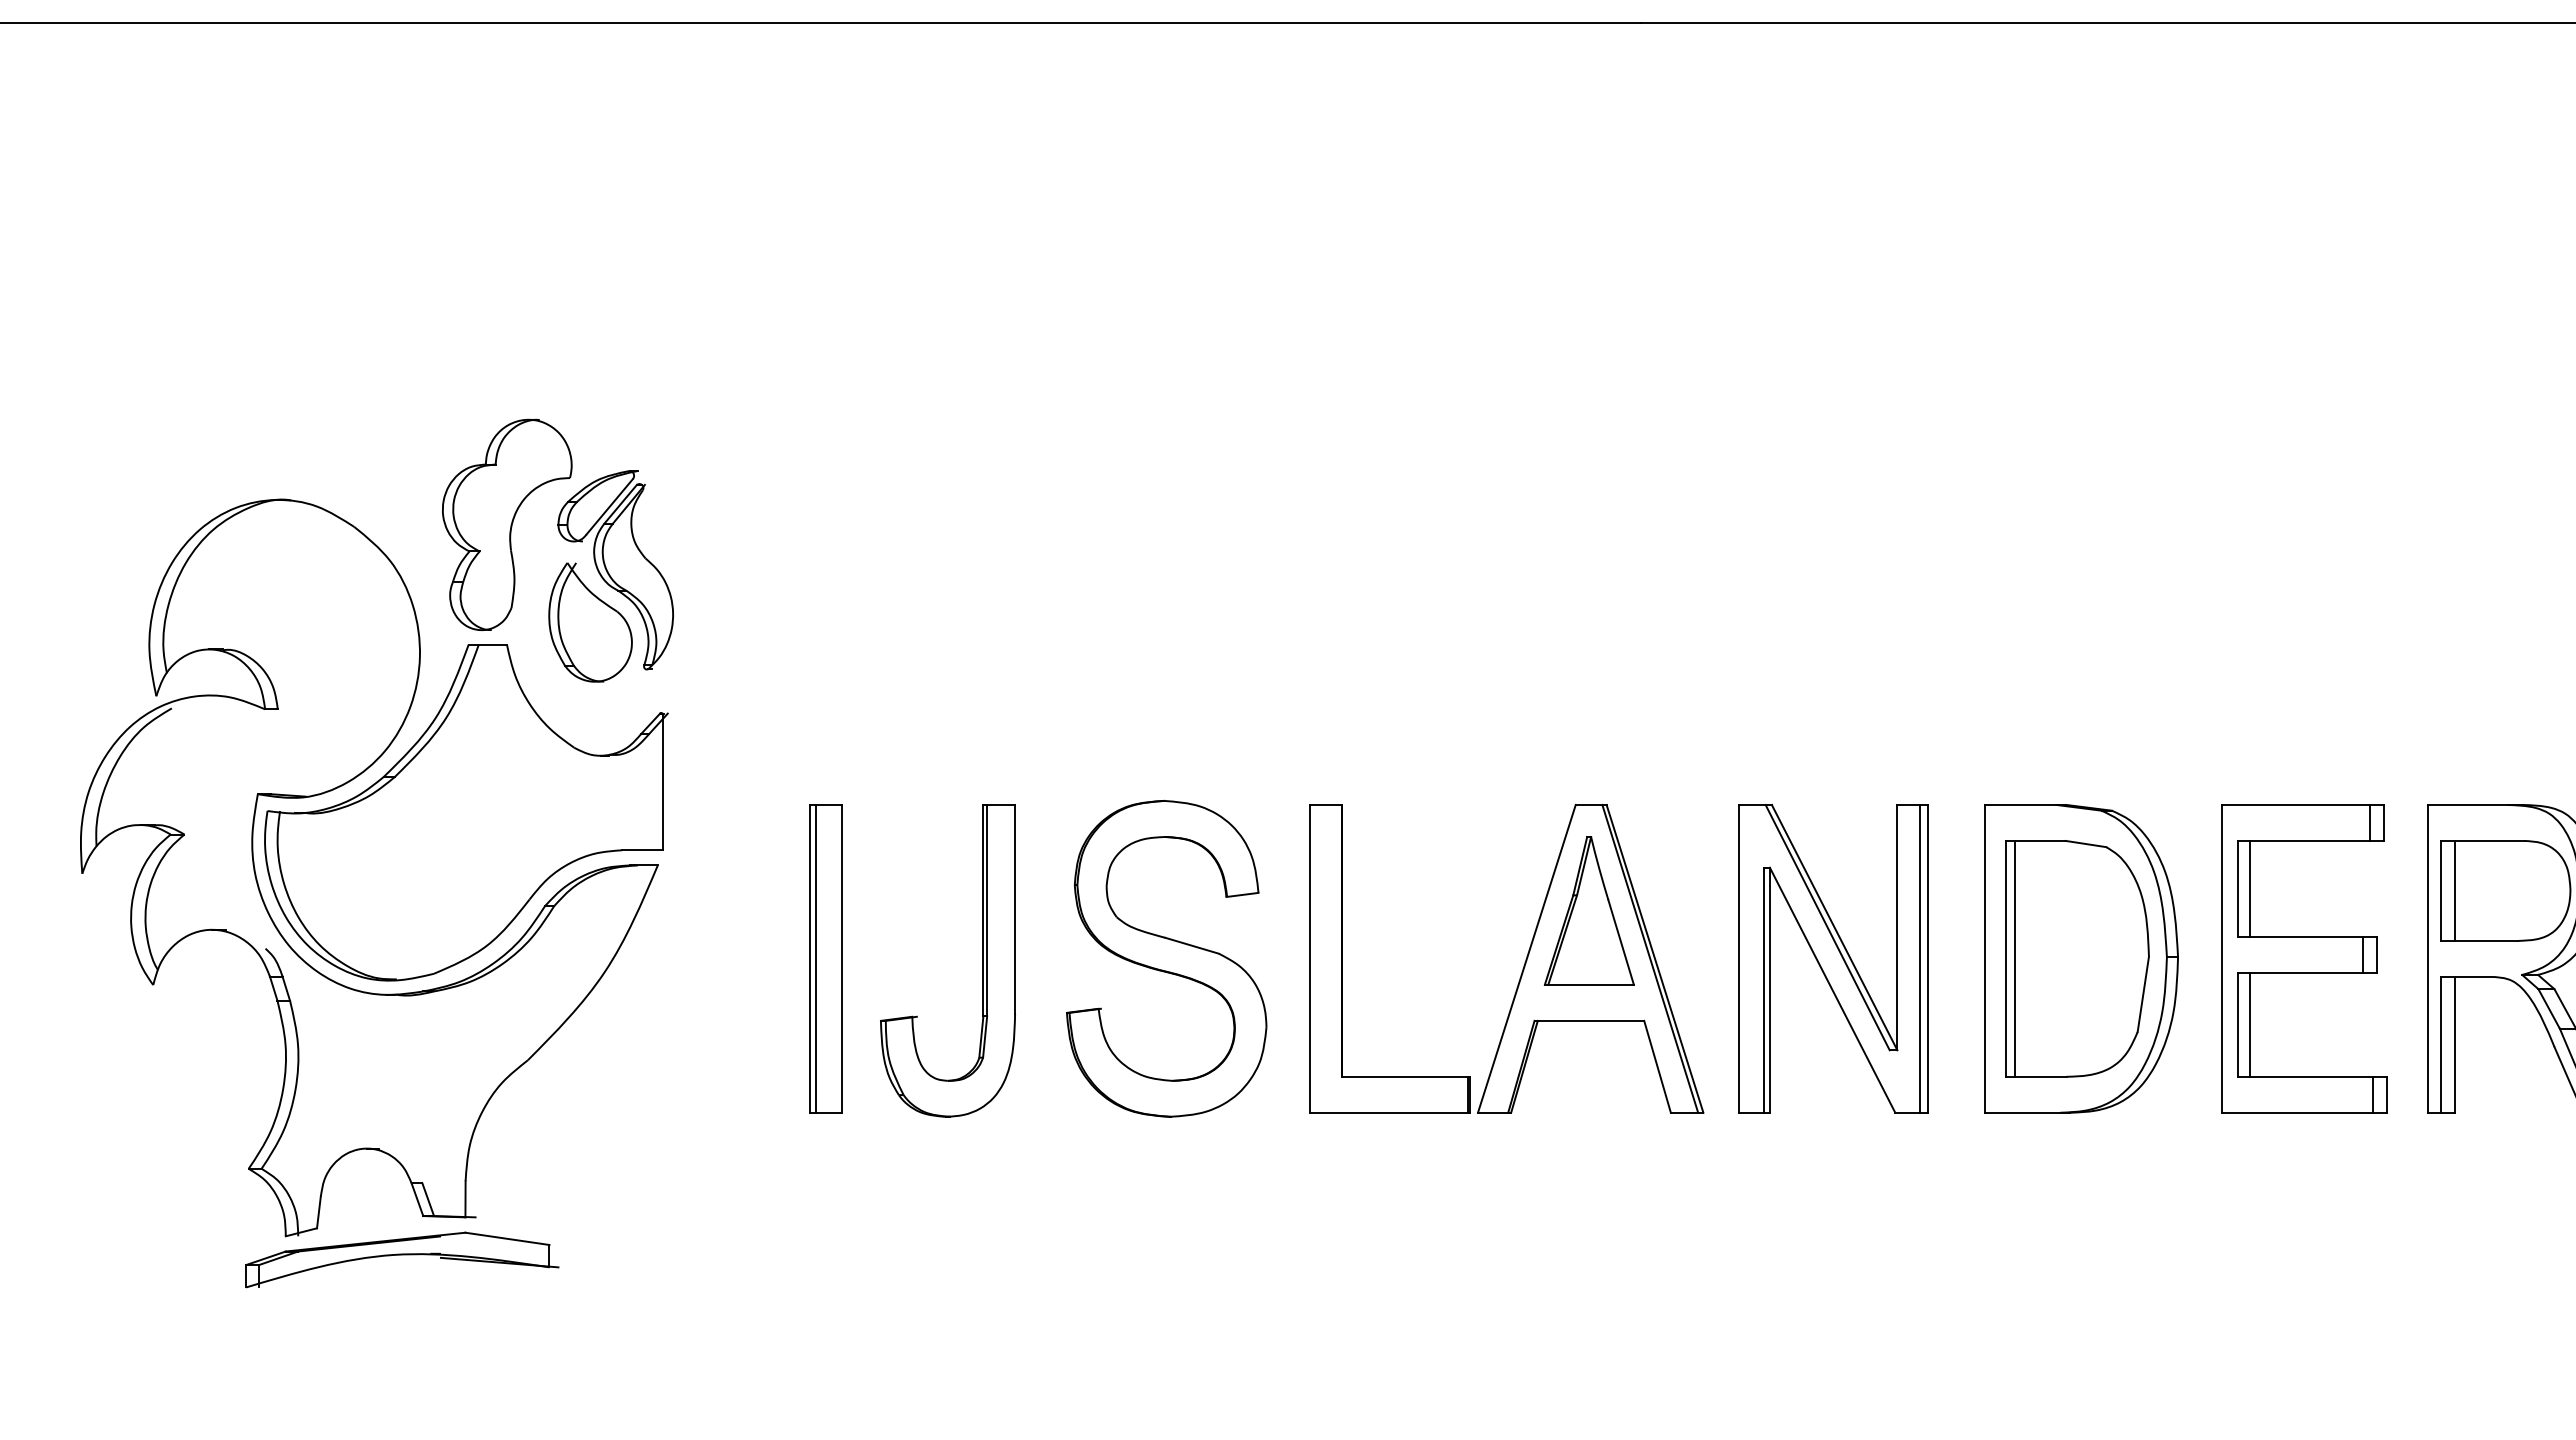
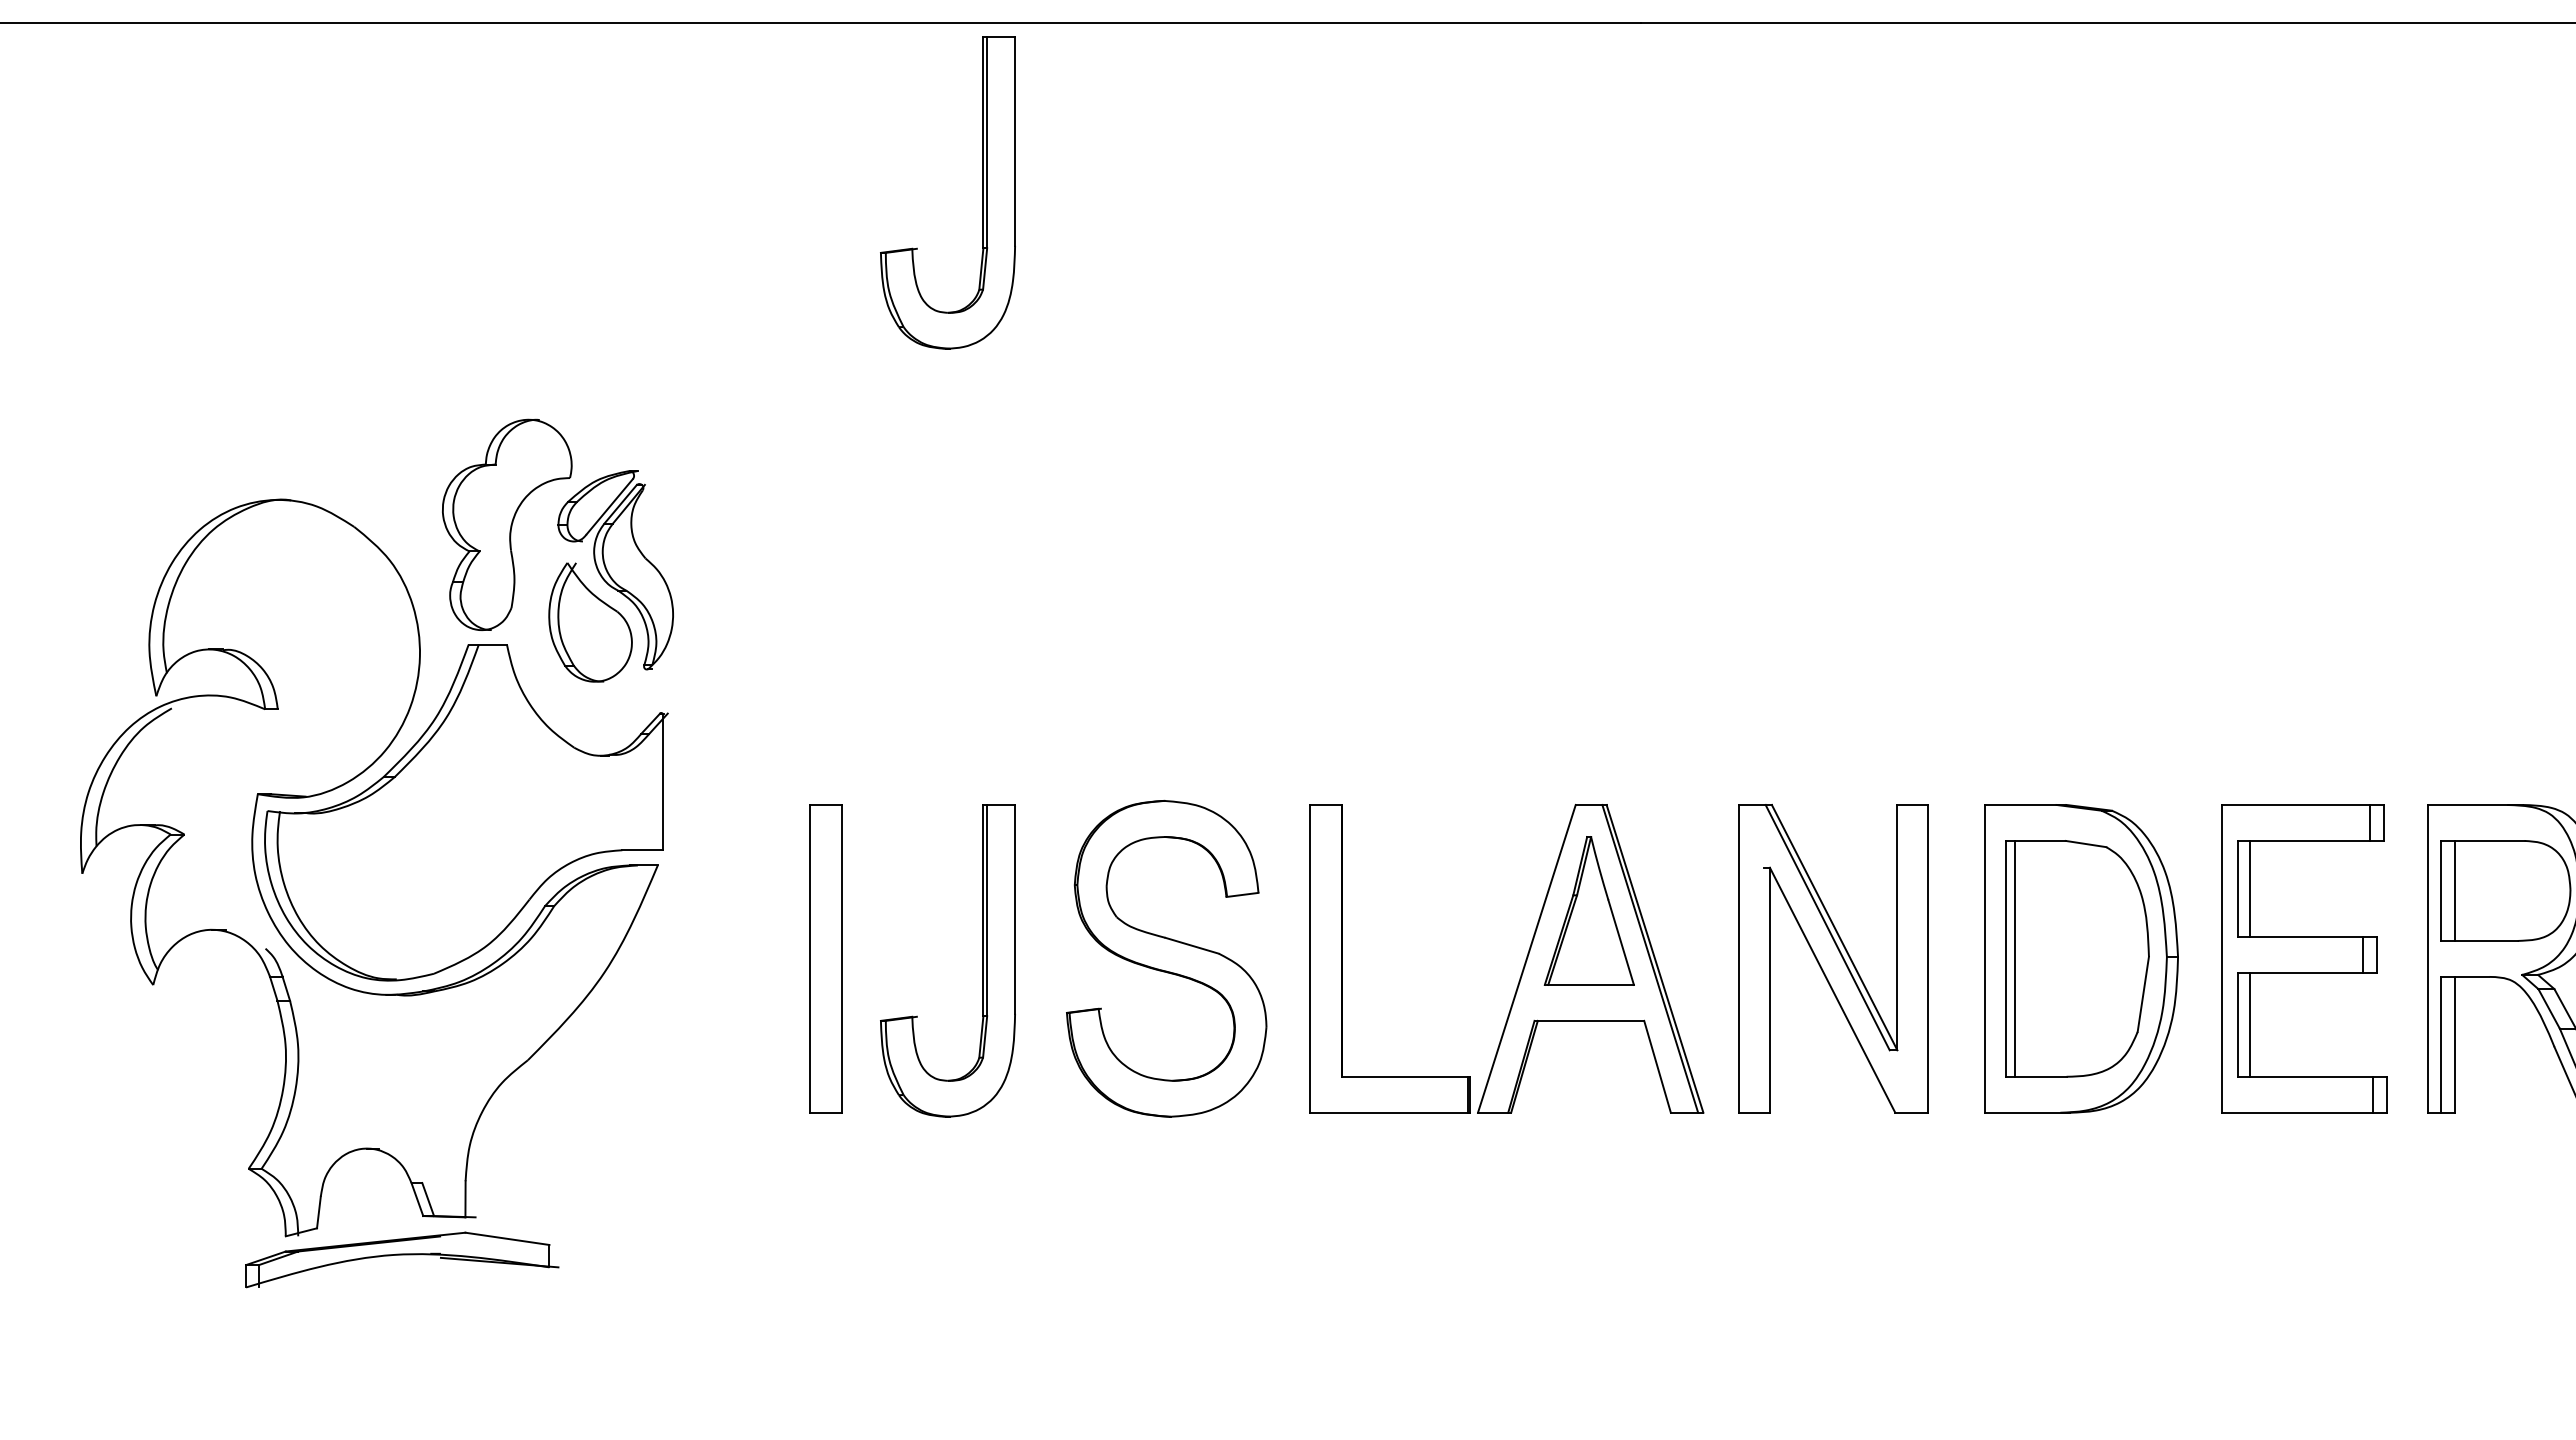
part: none -> present (982, 192)
line: present -> none (816, 958)
line: present -> none (1919, 958)
line: present -> none (1763, 989)
